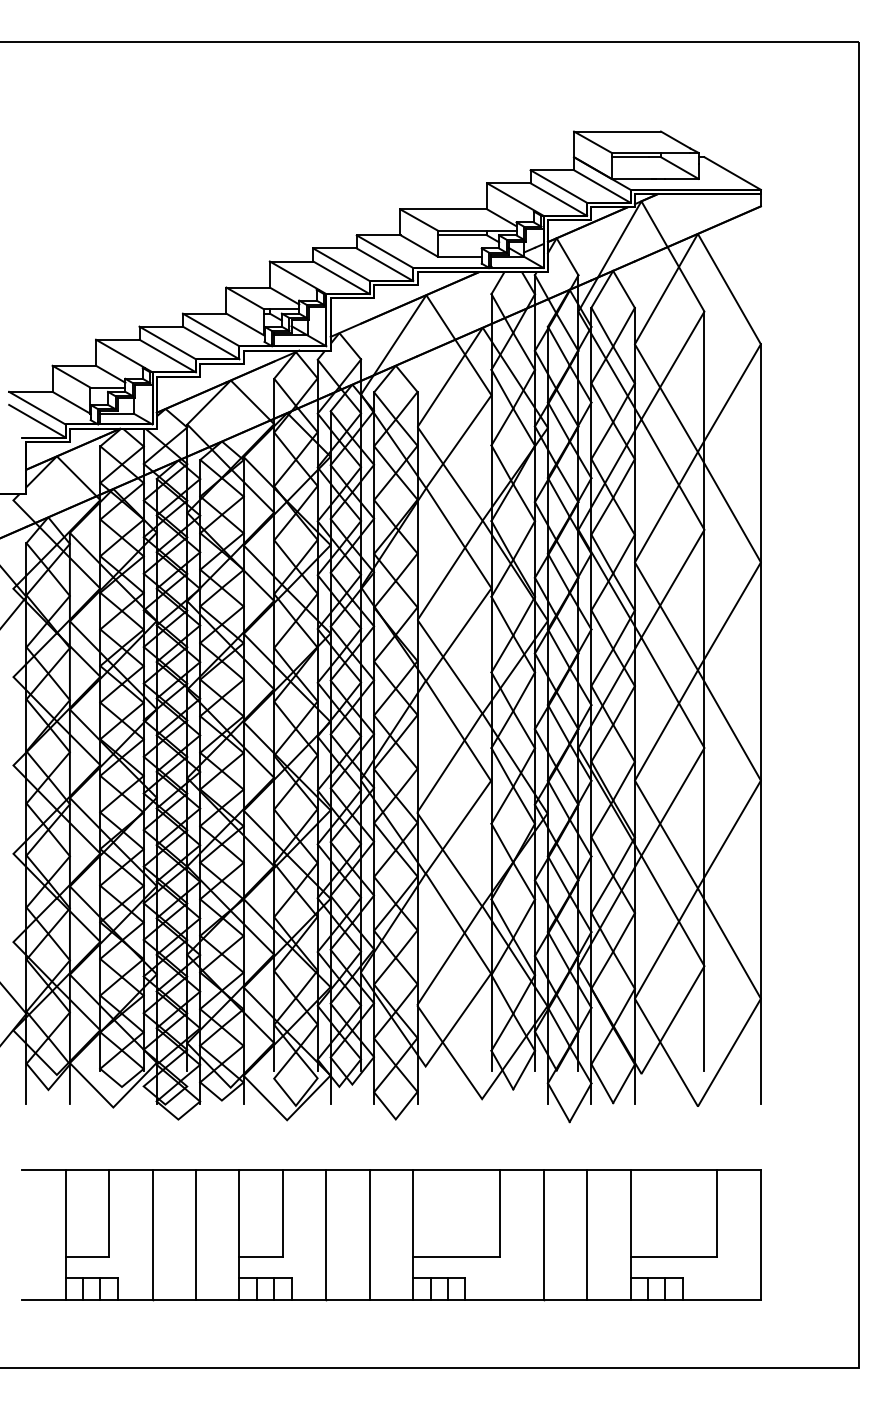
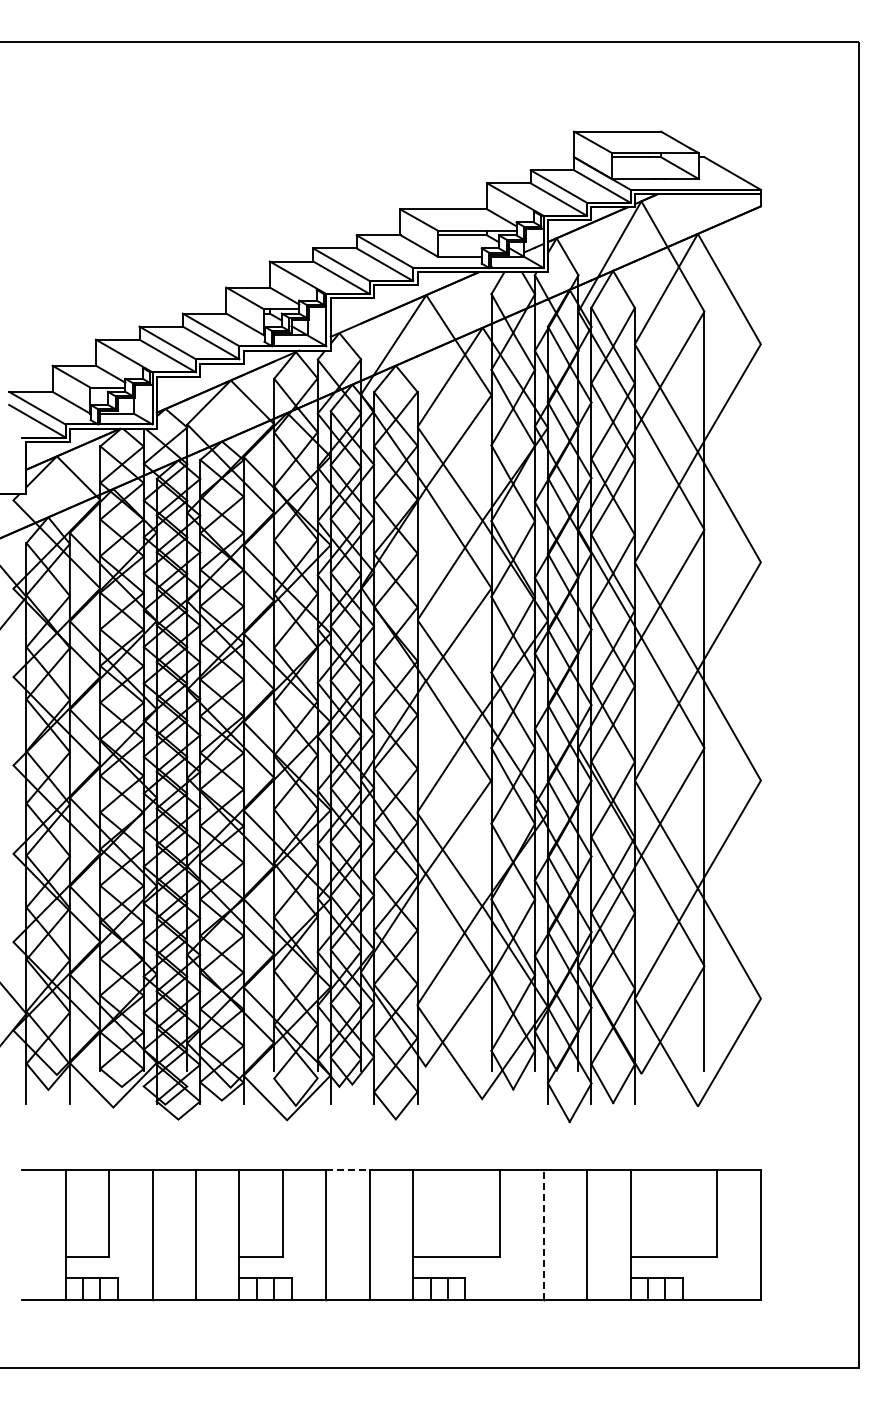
line: present -> none (760, 723)
line: solid -> dashed (348, 1169)
line: solid -> dashed (543, 1234)
